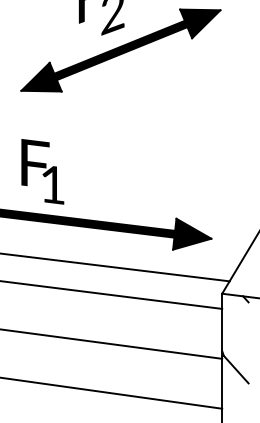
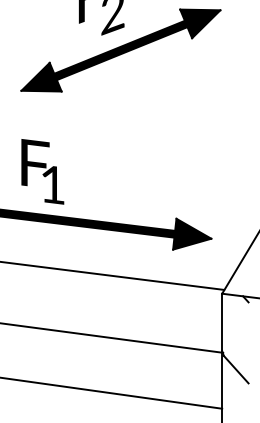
line: present -> none (115, 267)
line position: (112, 294) -> (113, 275) (113, 275)
line position: (112, 343) -> (112, 337) (112, 337)
